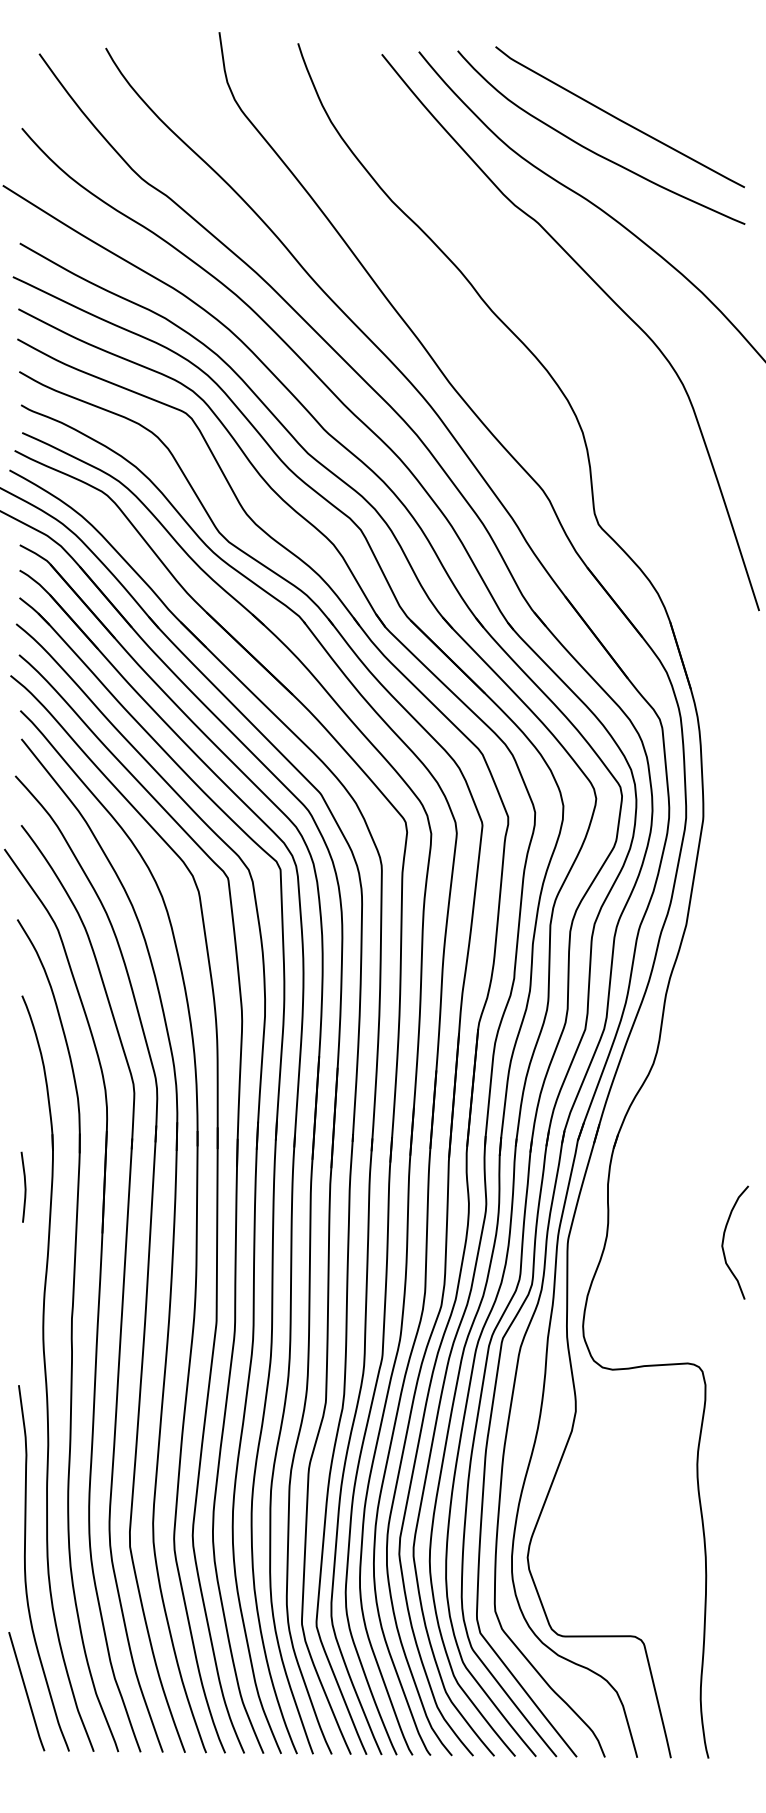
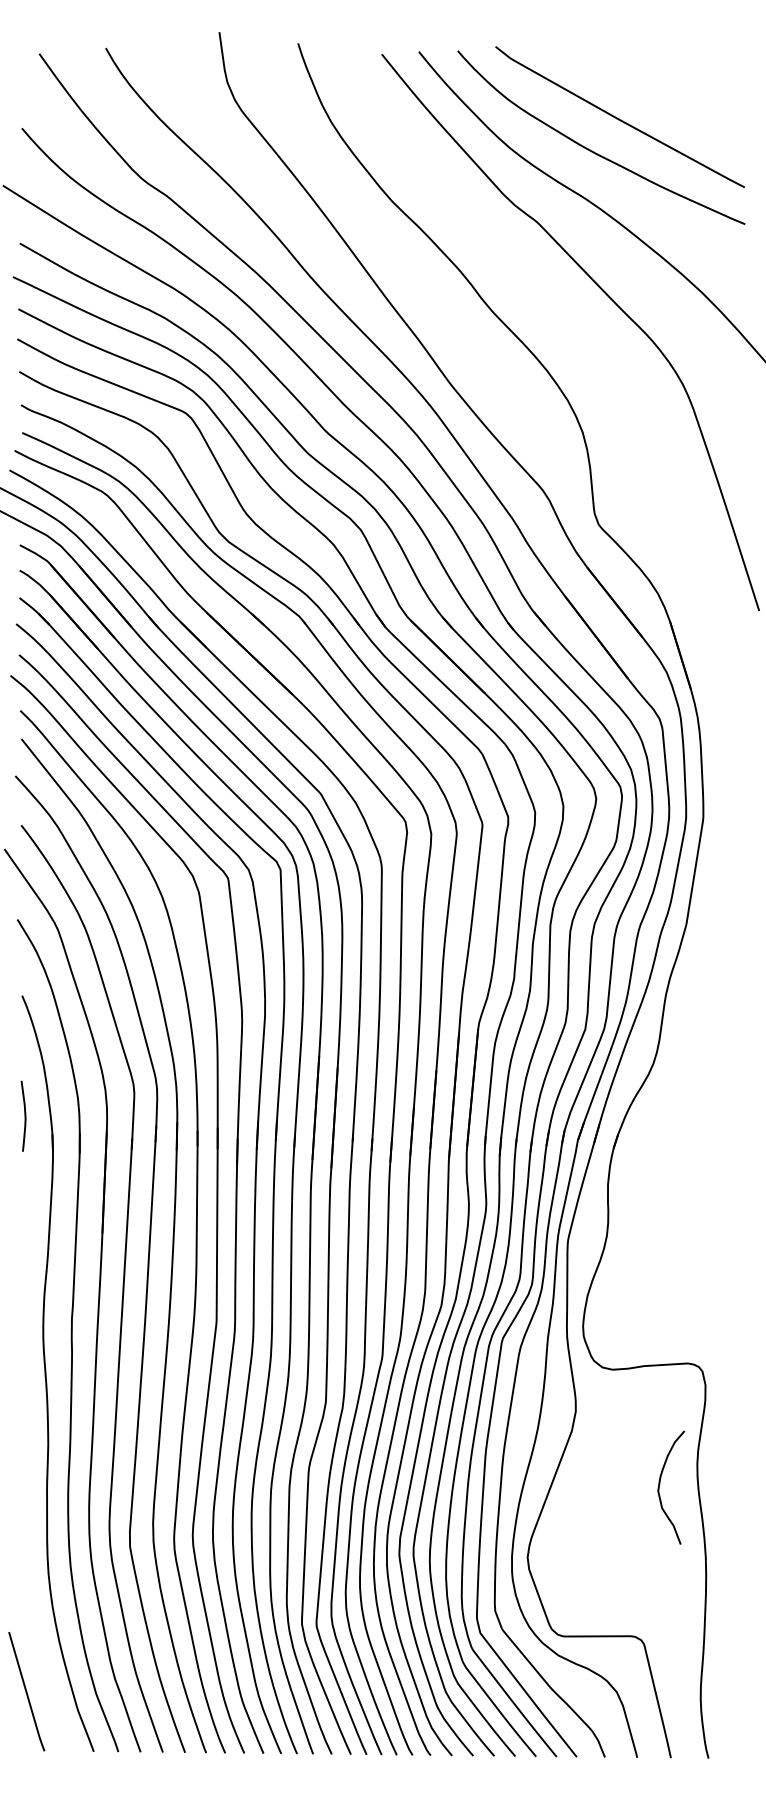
curve position: (24, 1186) -> (24, 1115) (24, 1115)
curve position: (724, 1239) -> (660, 1484) (660, 1484)
curve: present -> none (26, 1573)
